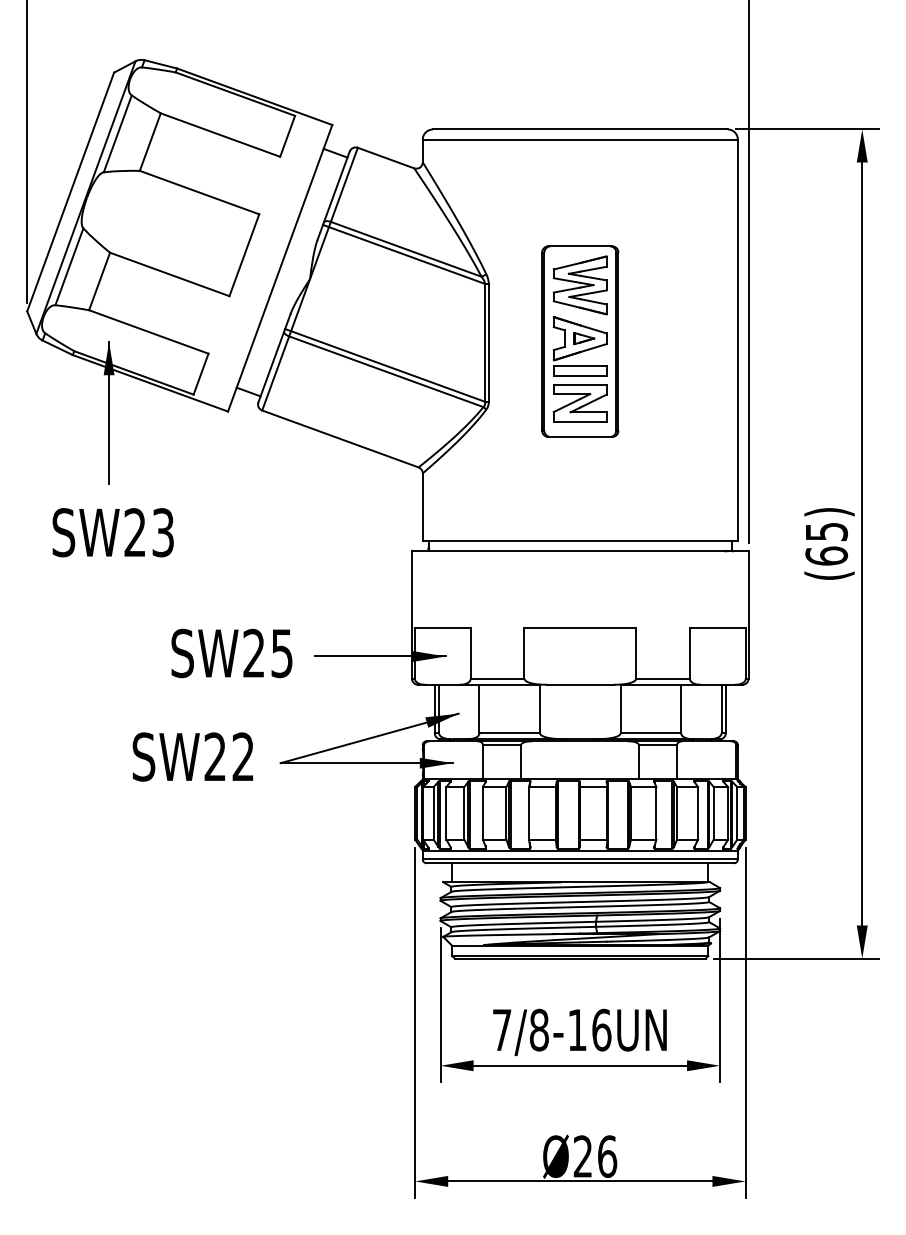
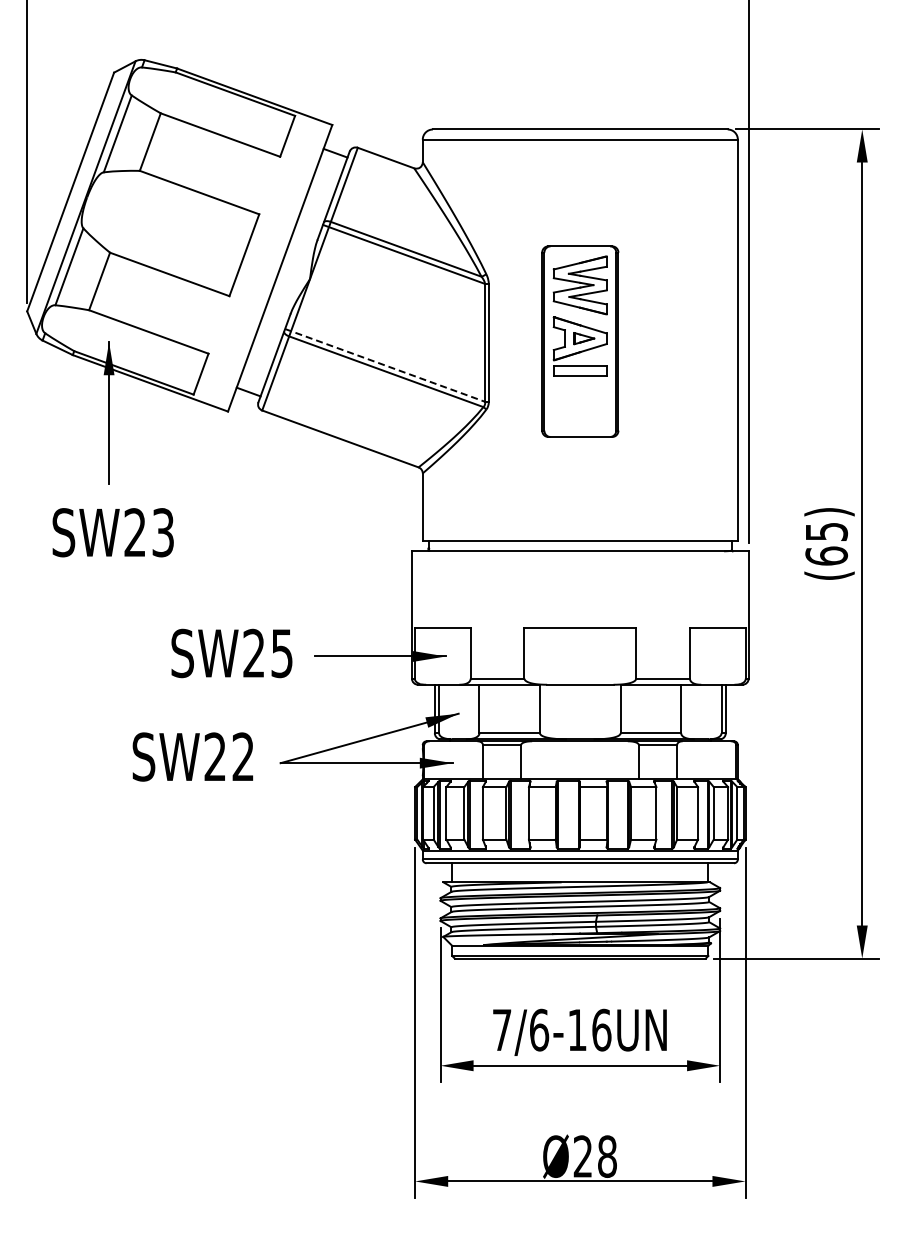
line: solid -> dashed (385, 365)
part: present -> none (579, 403)
text: 7/8-16UN -> 7/6-16UN (539, 1029)
text: Ø26 -> Ø28 (607, 1156)
